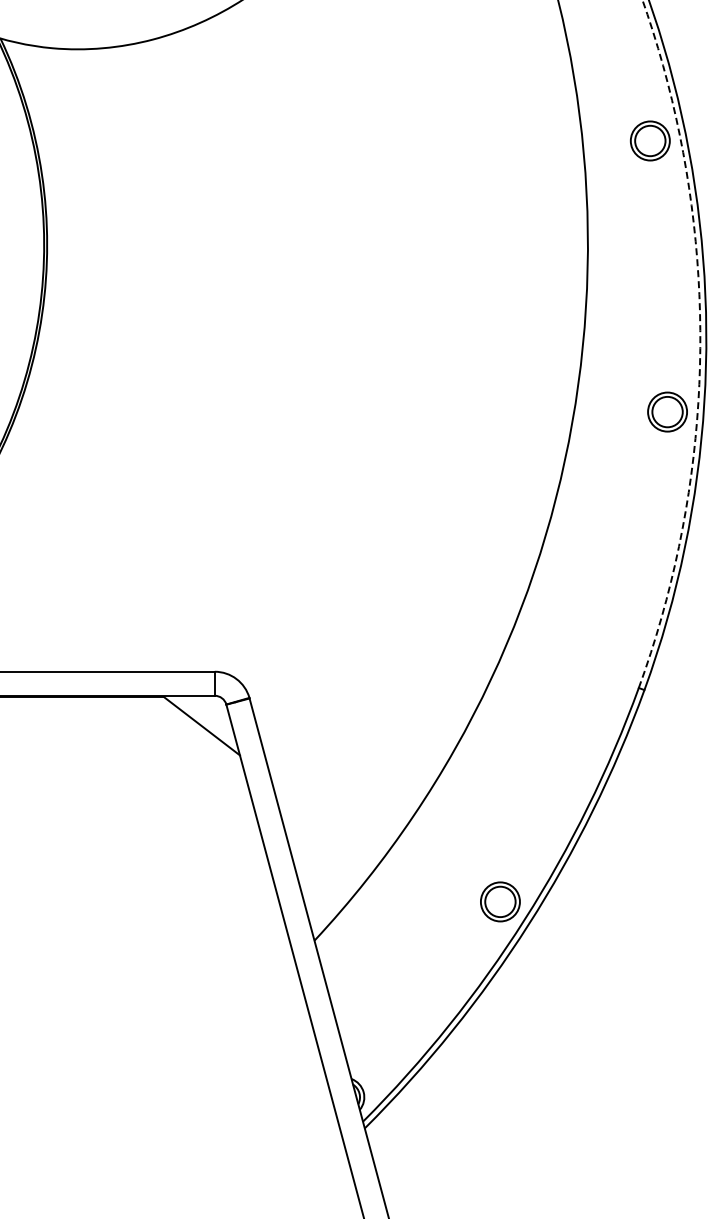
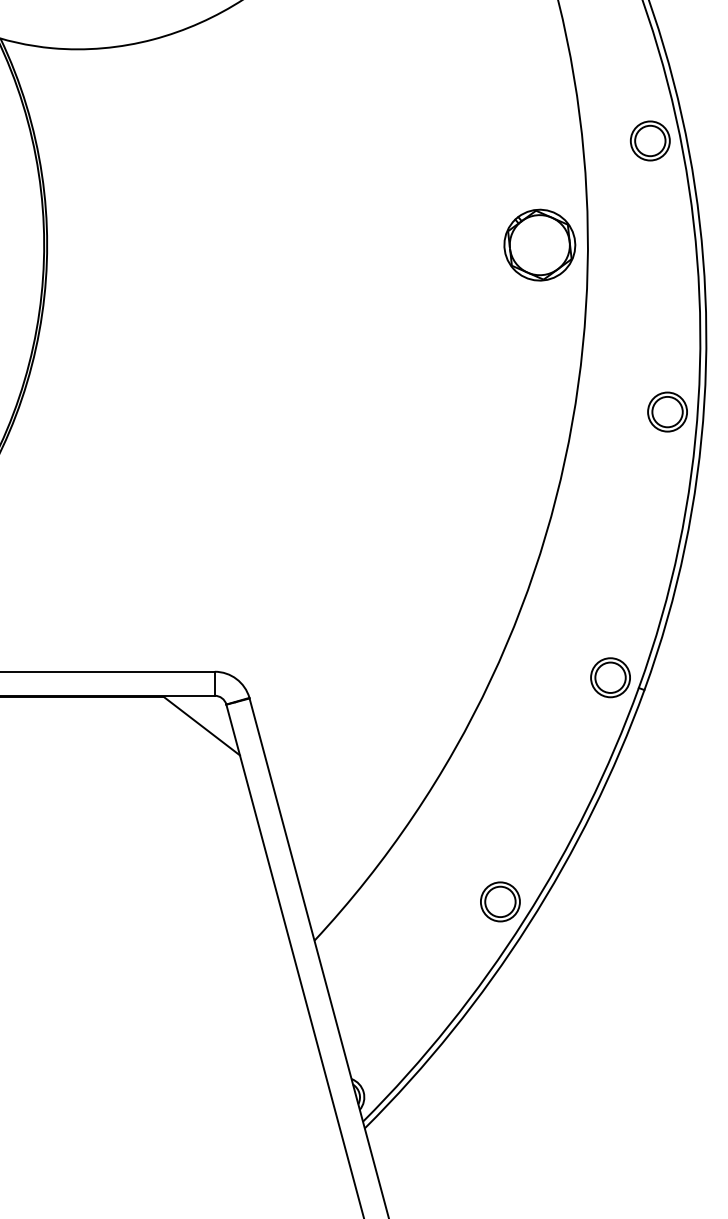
part: none -> present (539, 244)
arc: dashed -> solid (700, 345)
part: none -> present (610, 677)
